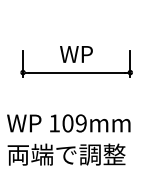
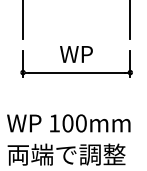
line: none -> present (23, 20)
line: none -> present (130, 20)
text: 109mm -> 100mm (80, 123)
